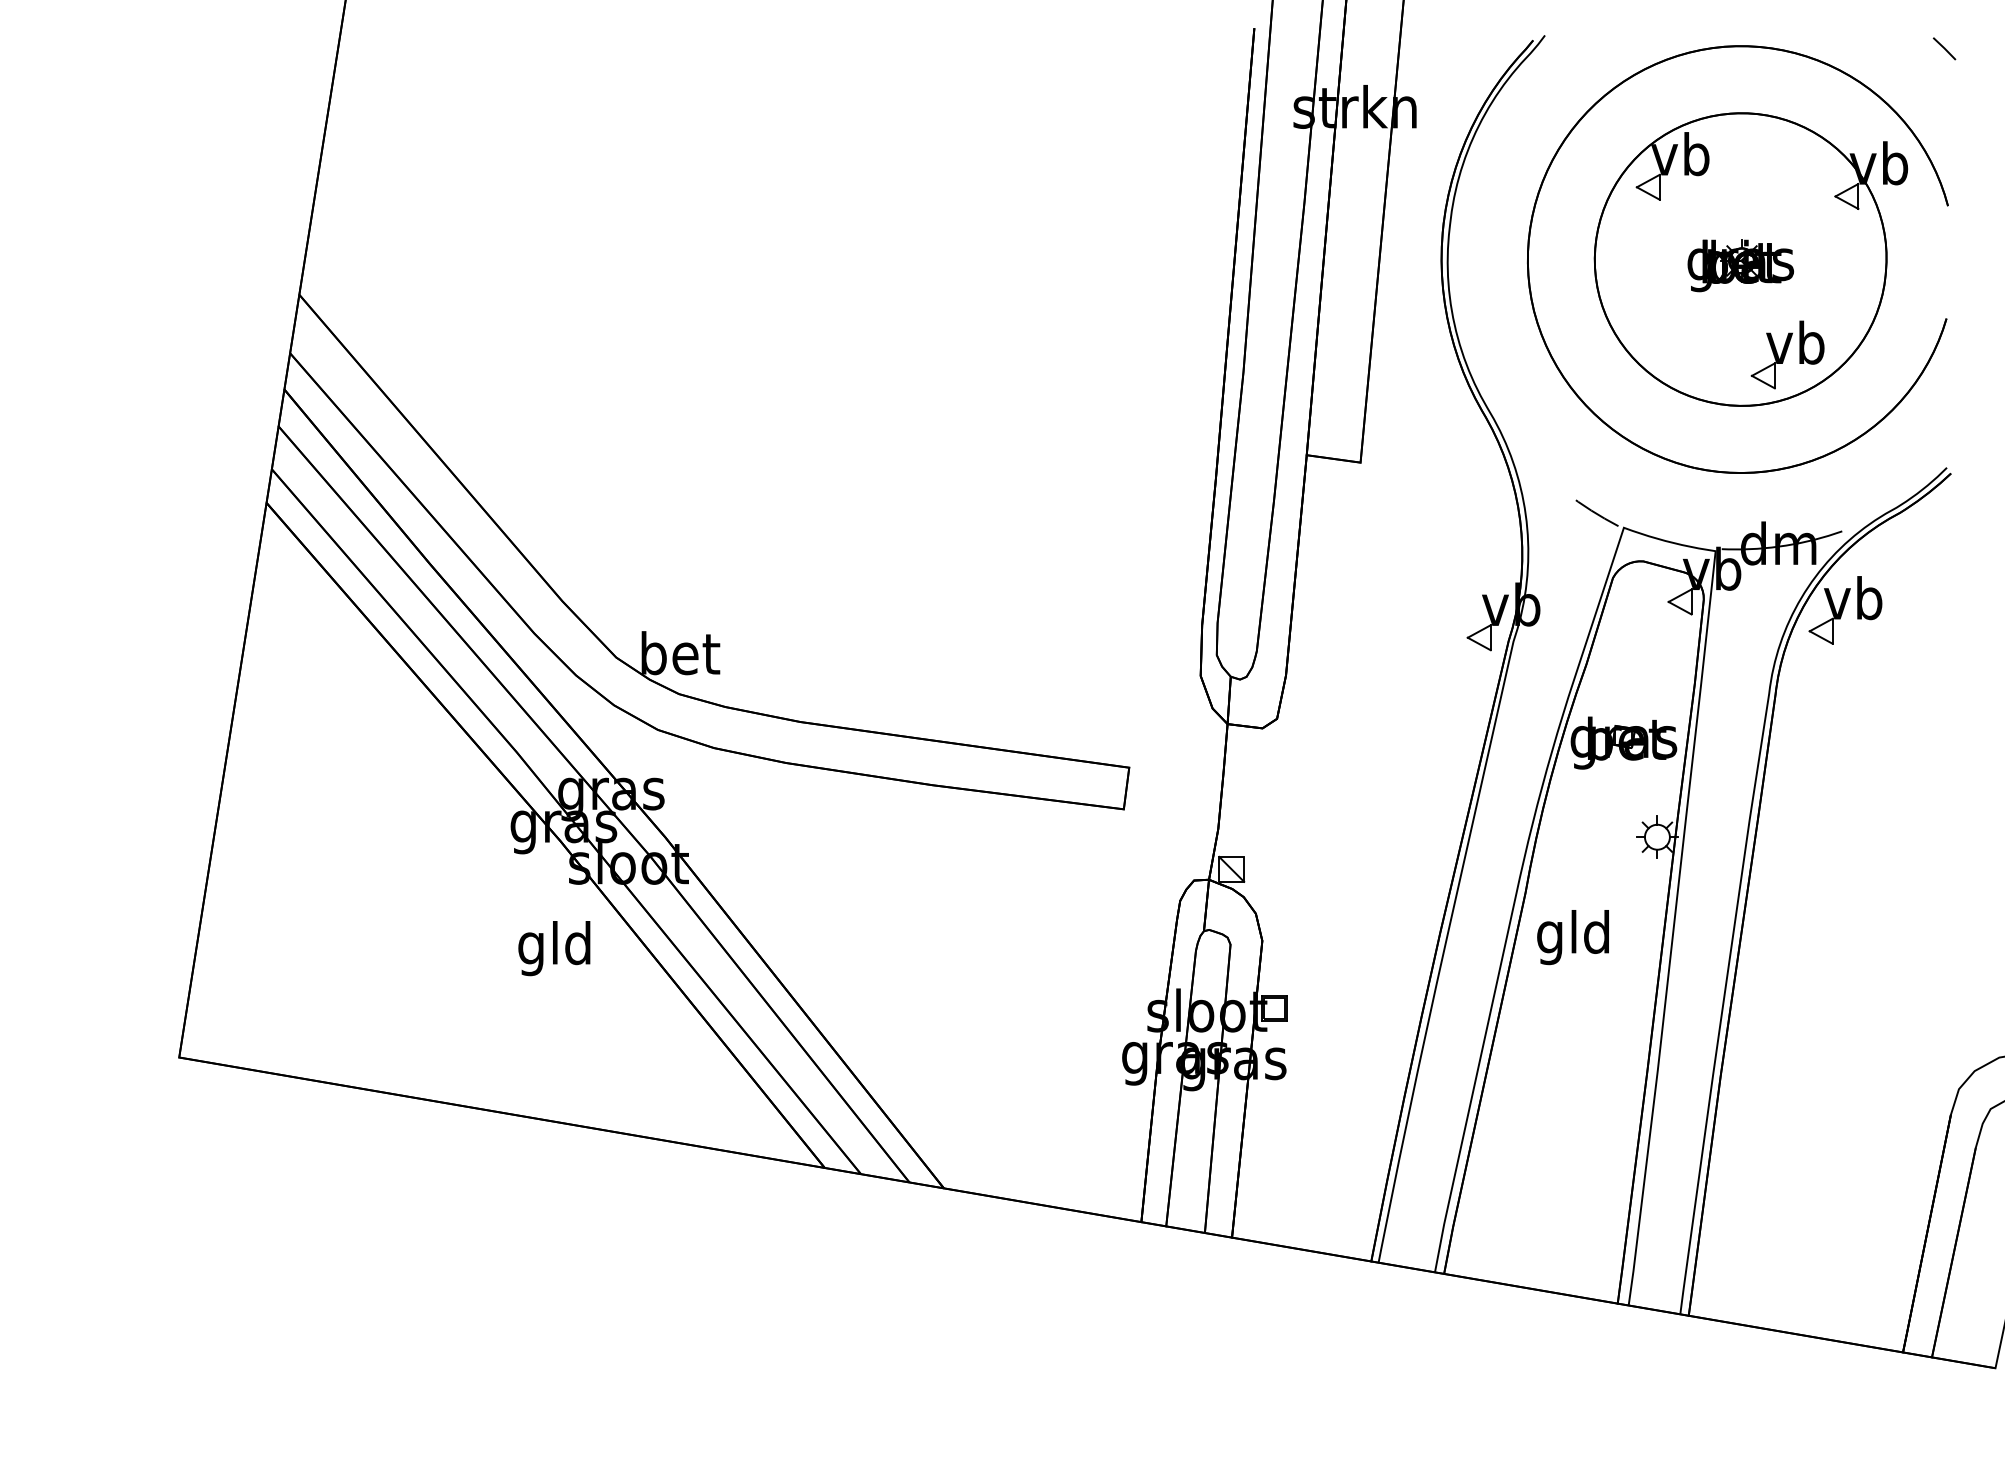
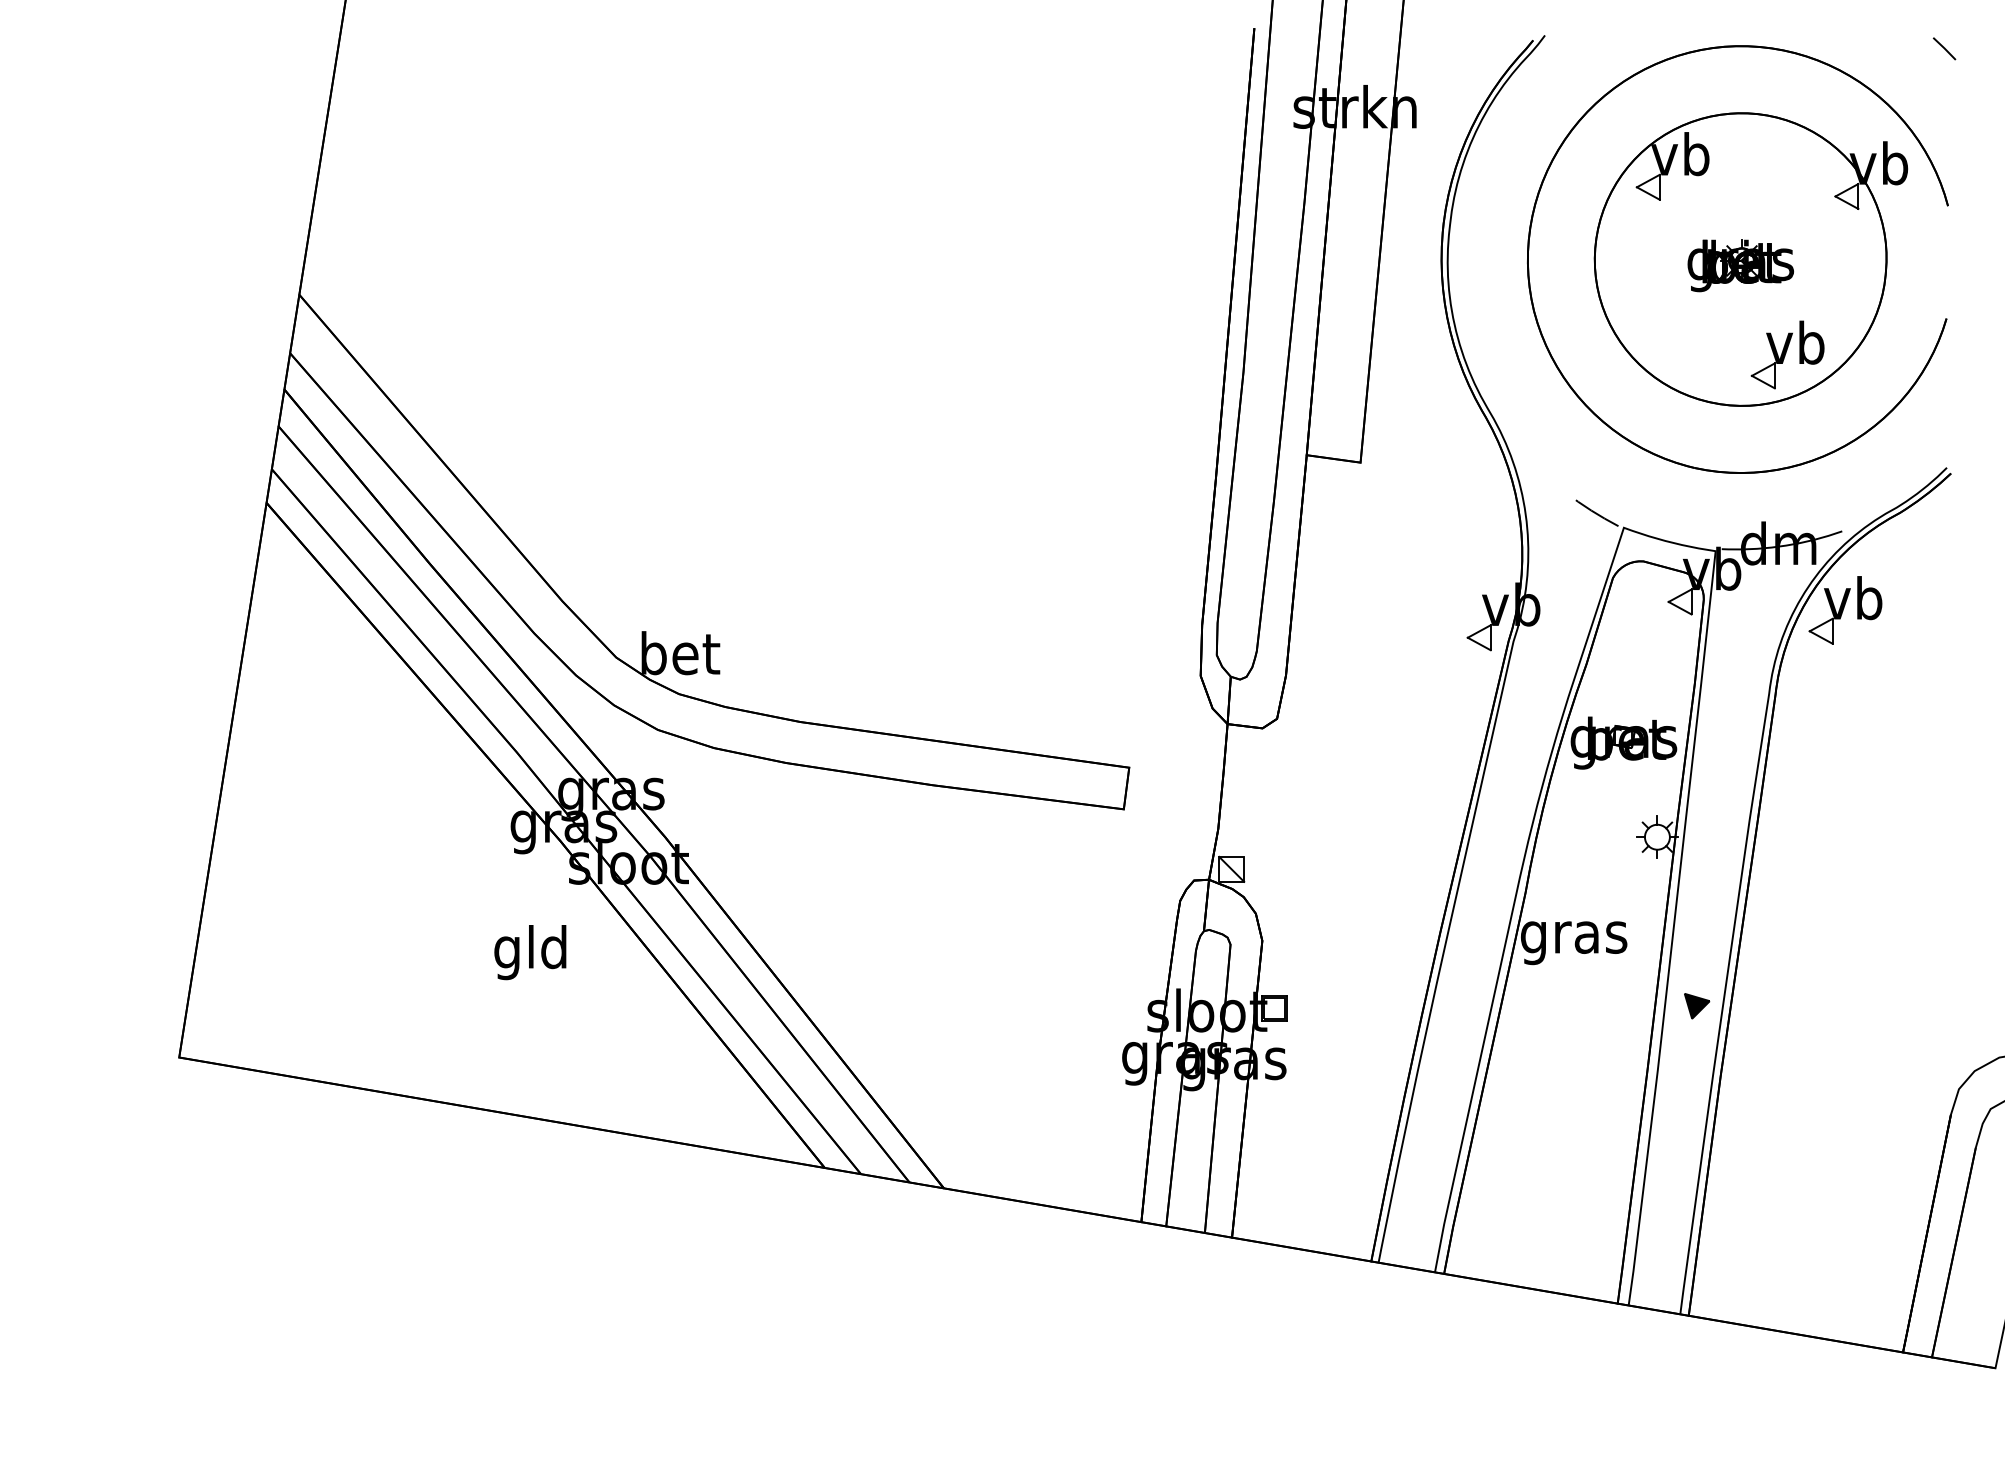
text: gld -> gras (1573, 937)
text position: (554, 948) -> (530, 952) (530, 952)
part: none -> present (1697, 1006)
